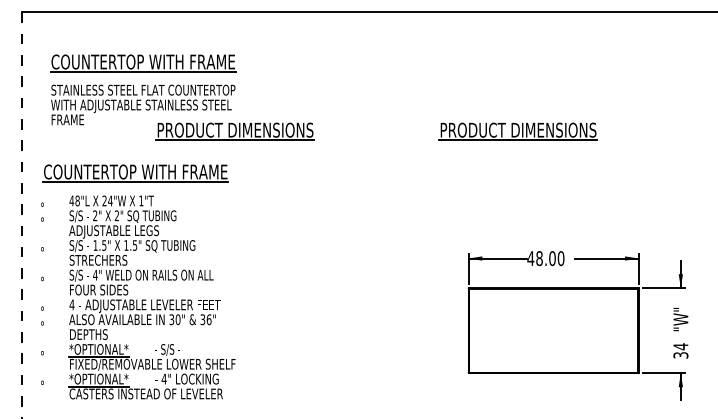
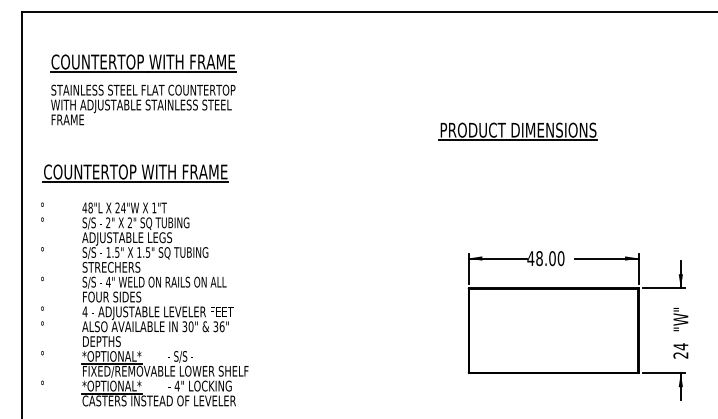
part: present -> none (234, 131)
line: dashed -> solid (21, 215)
part position: (151, 297) -> (164, 304) (164, 304)
text: 34 -> 24 (681, 355)
